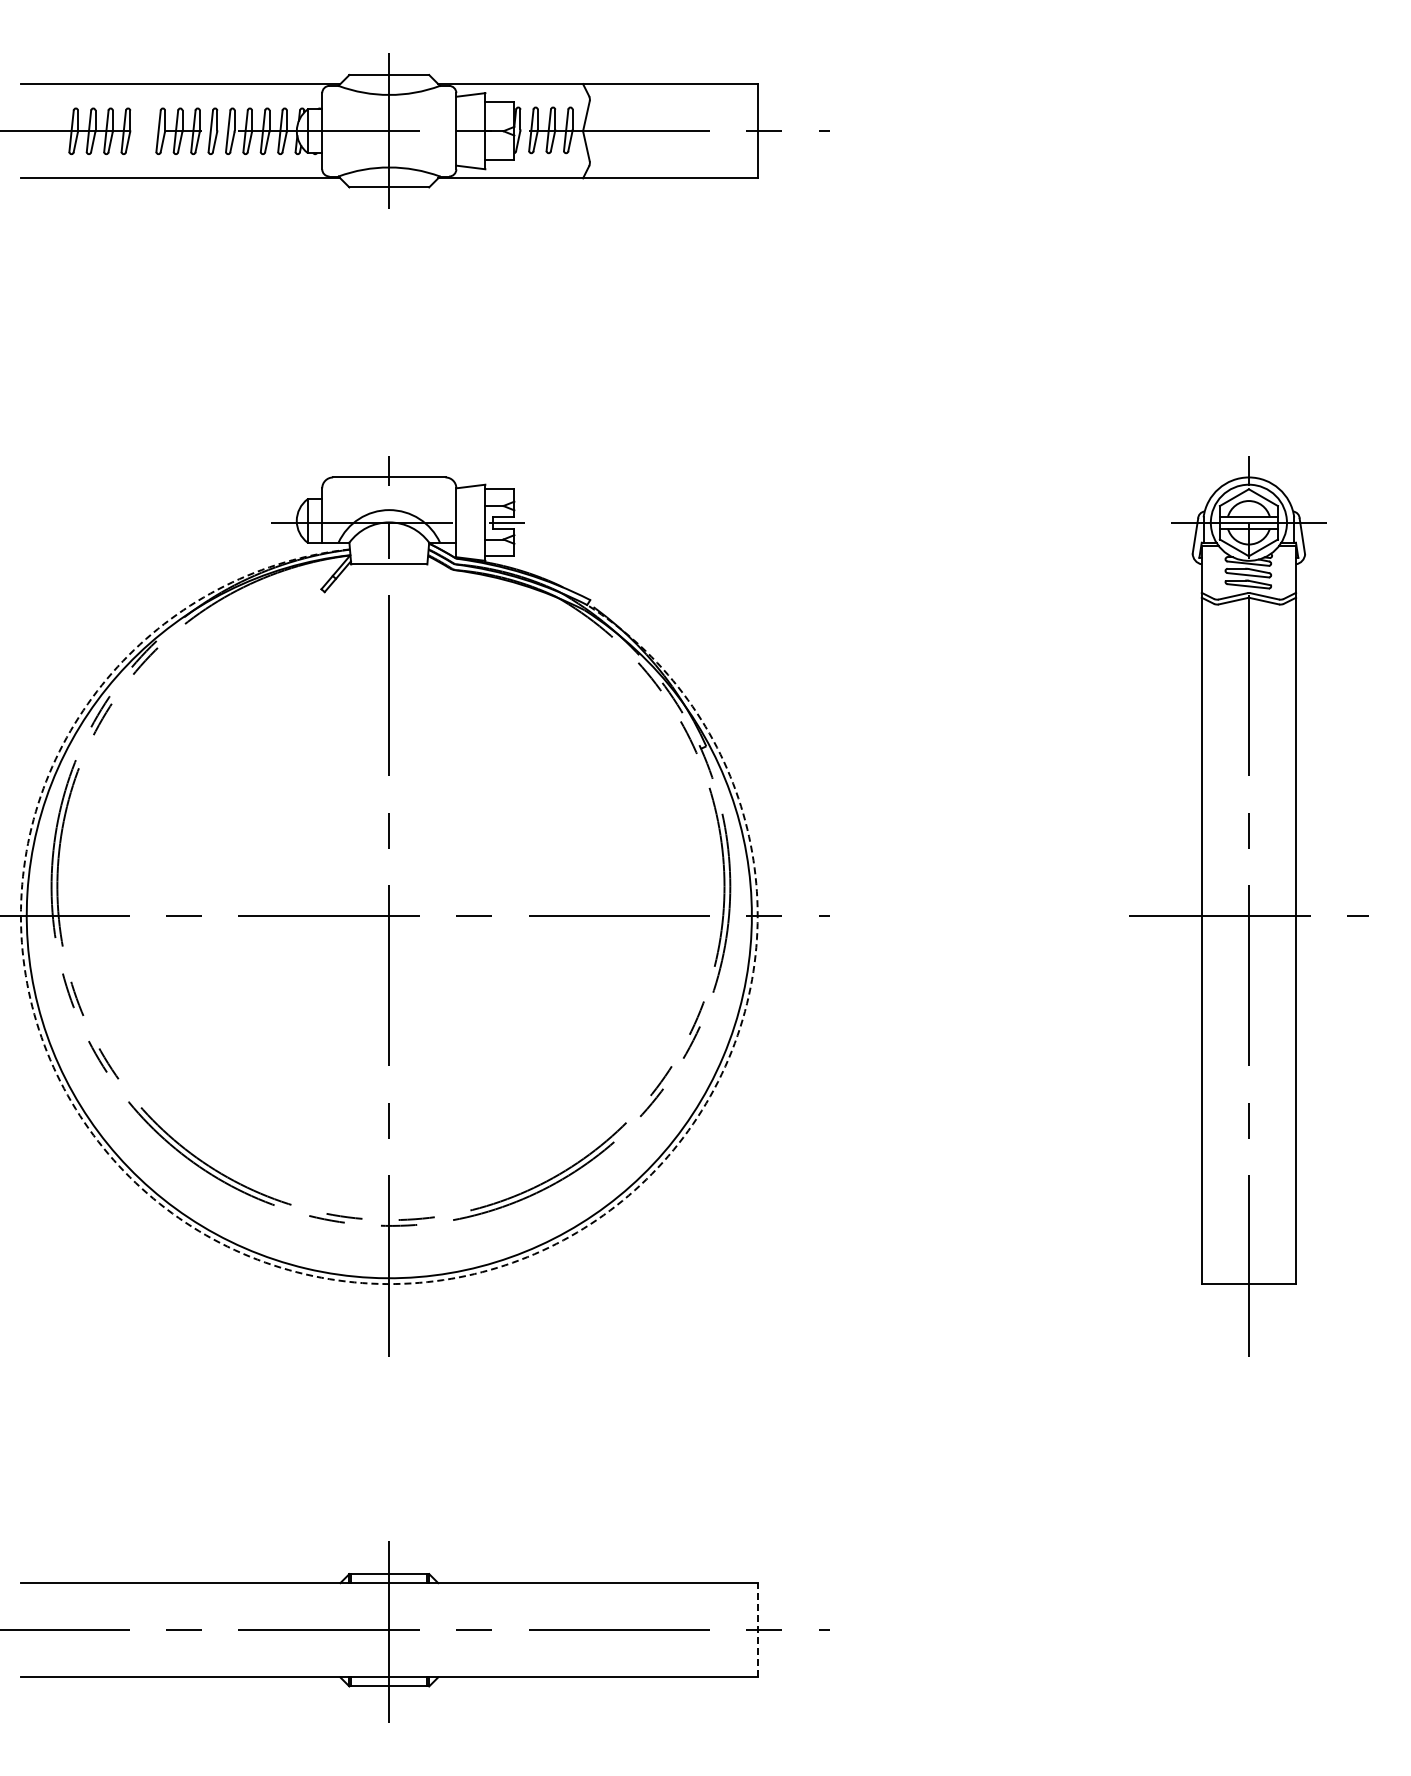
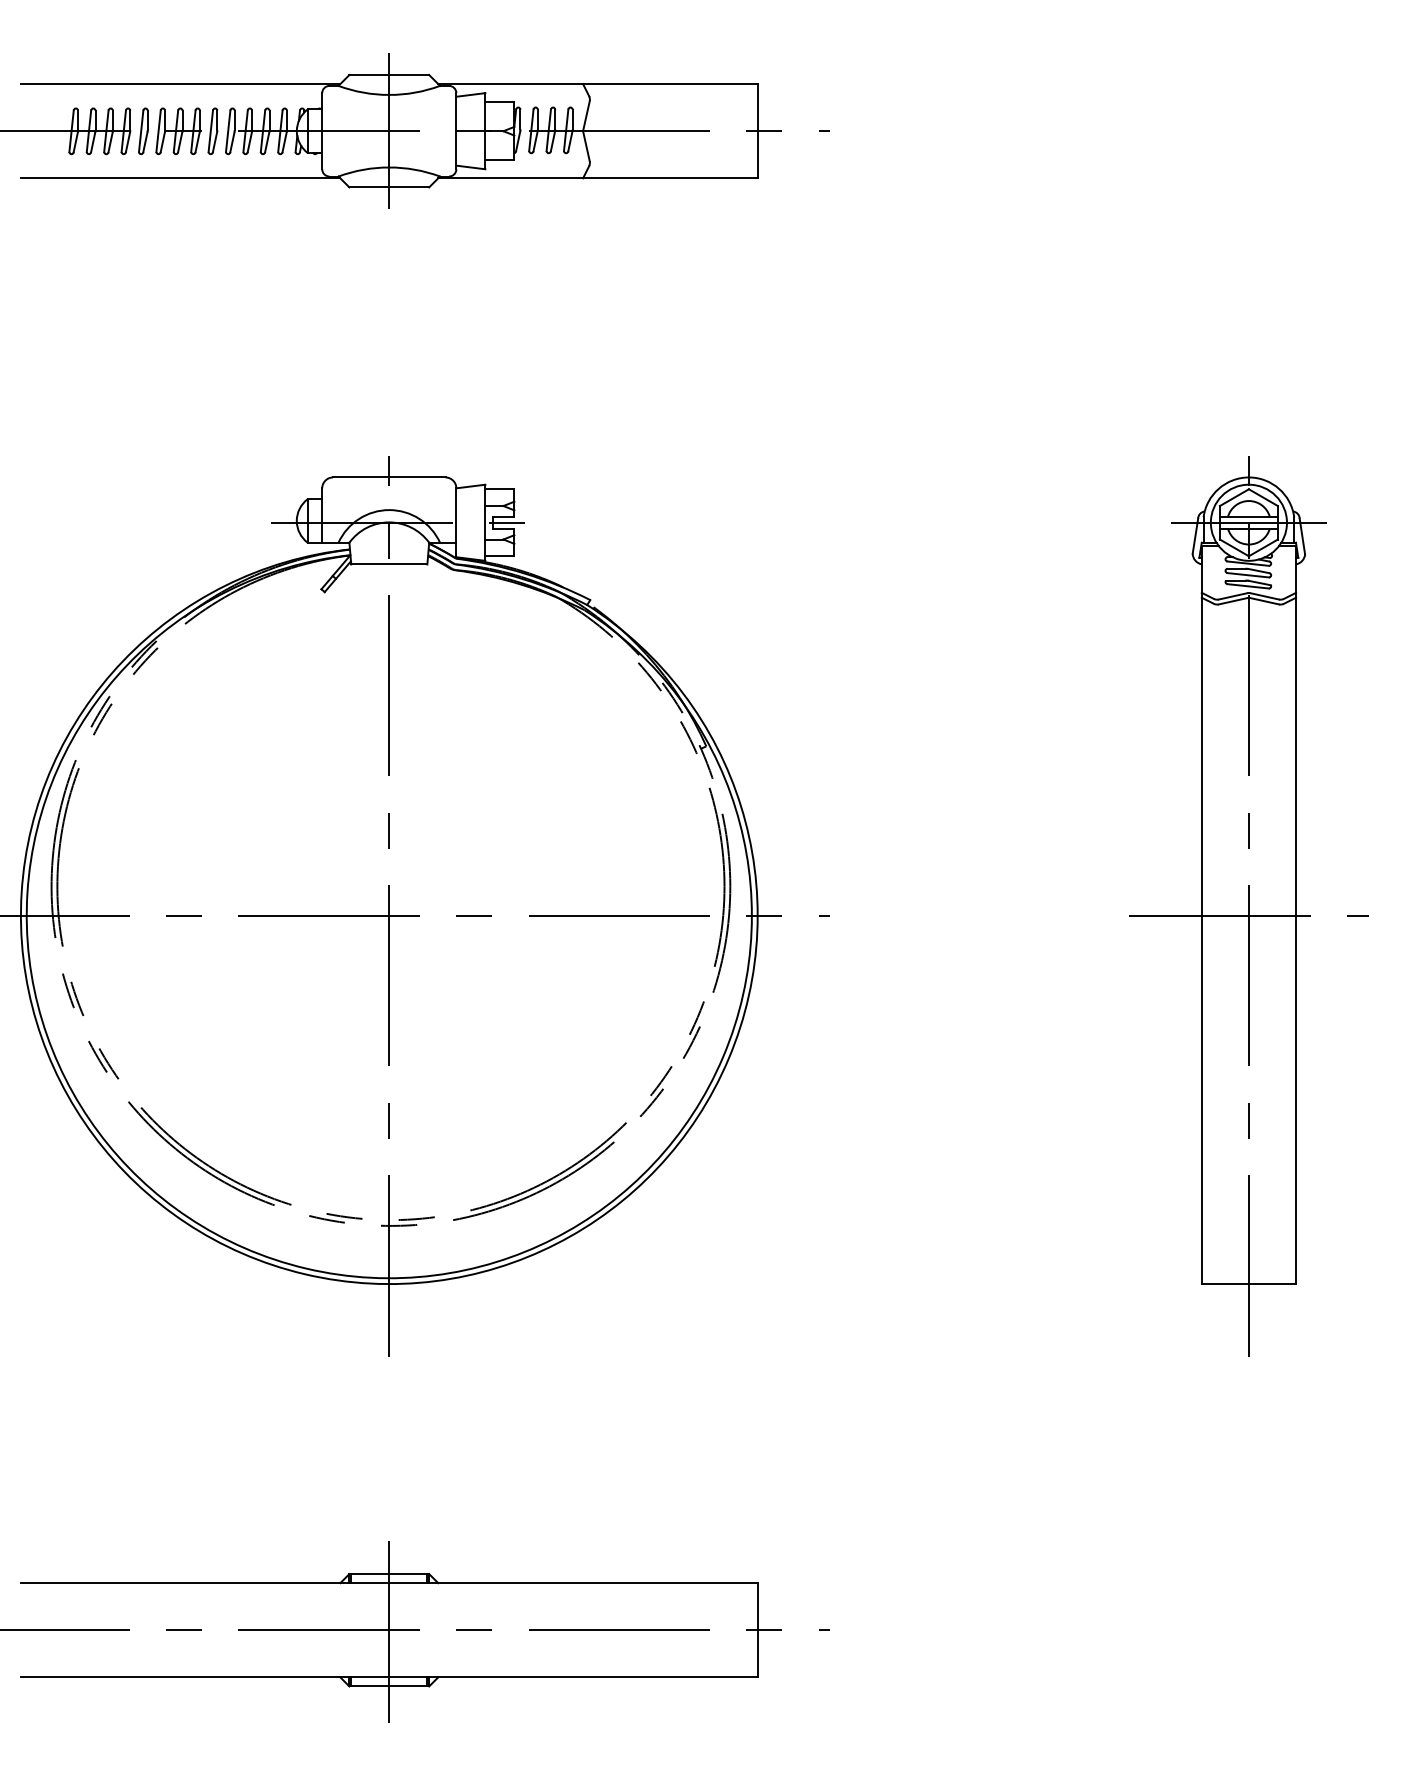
part: none -> present (143, 130)
arc: dashed -> solid (305, 1274)
line: dashed -> solid (757, 1629)
